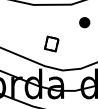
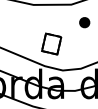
part size: 16x18 px -> 22x24 px (51, 43)
